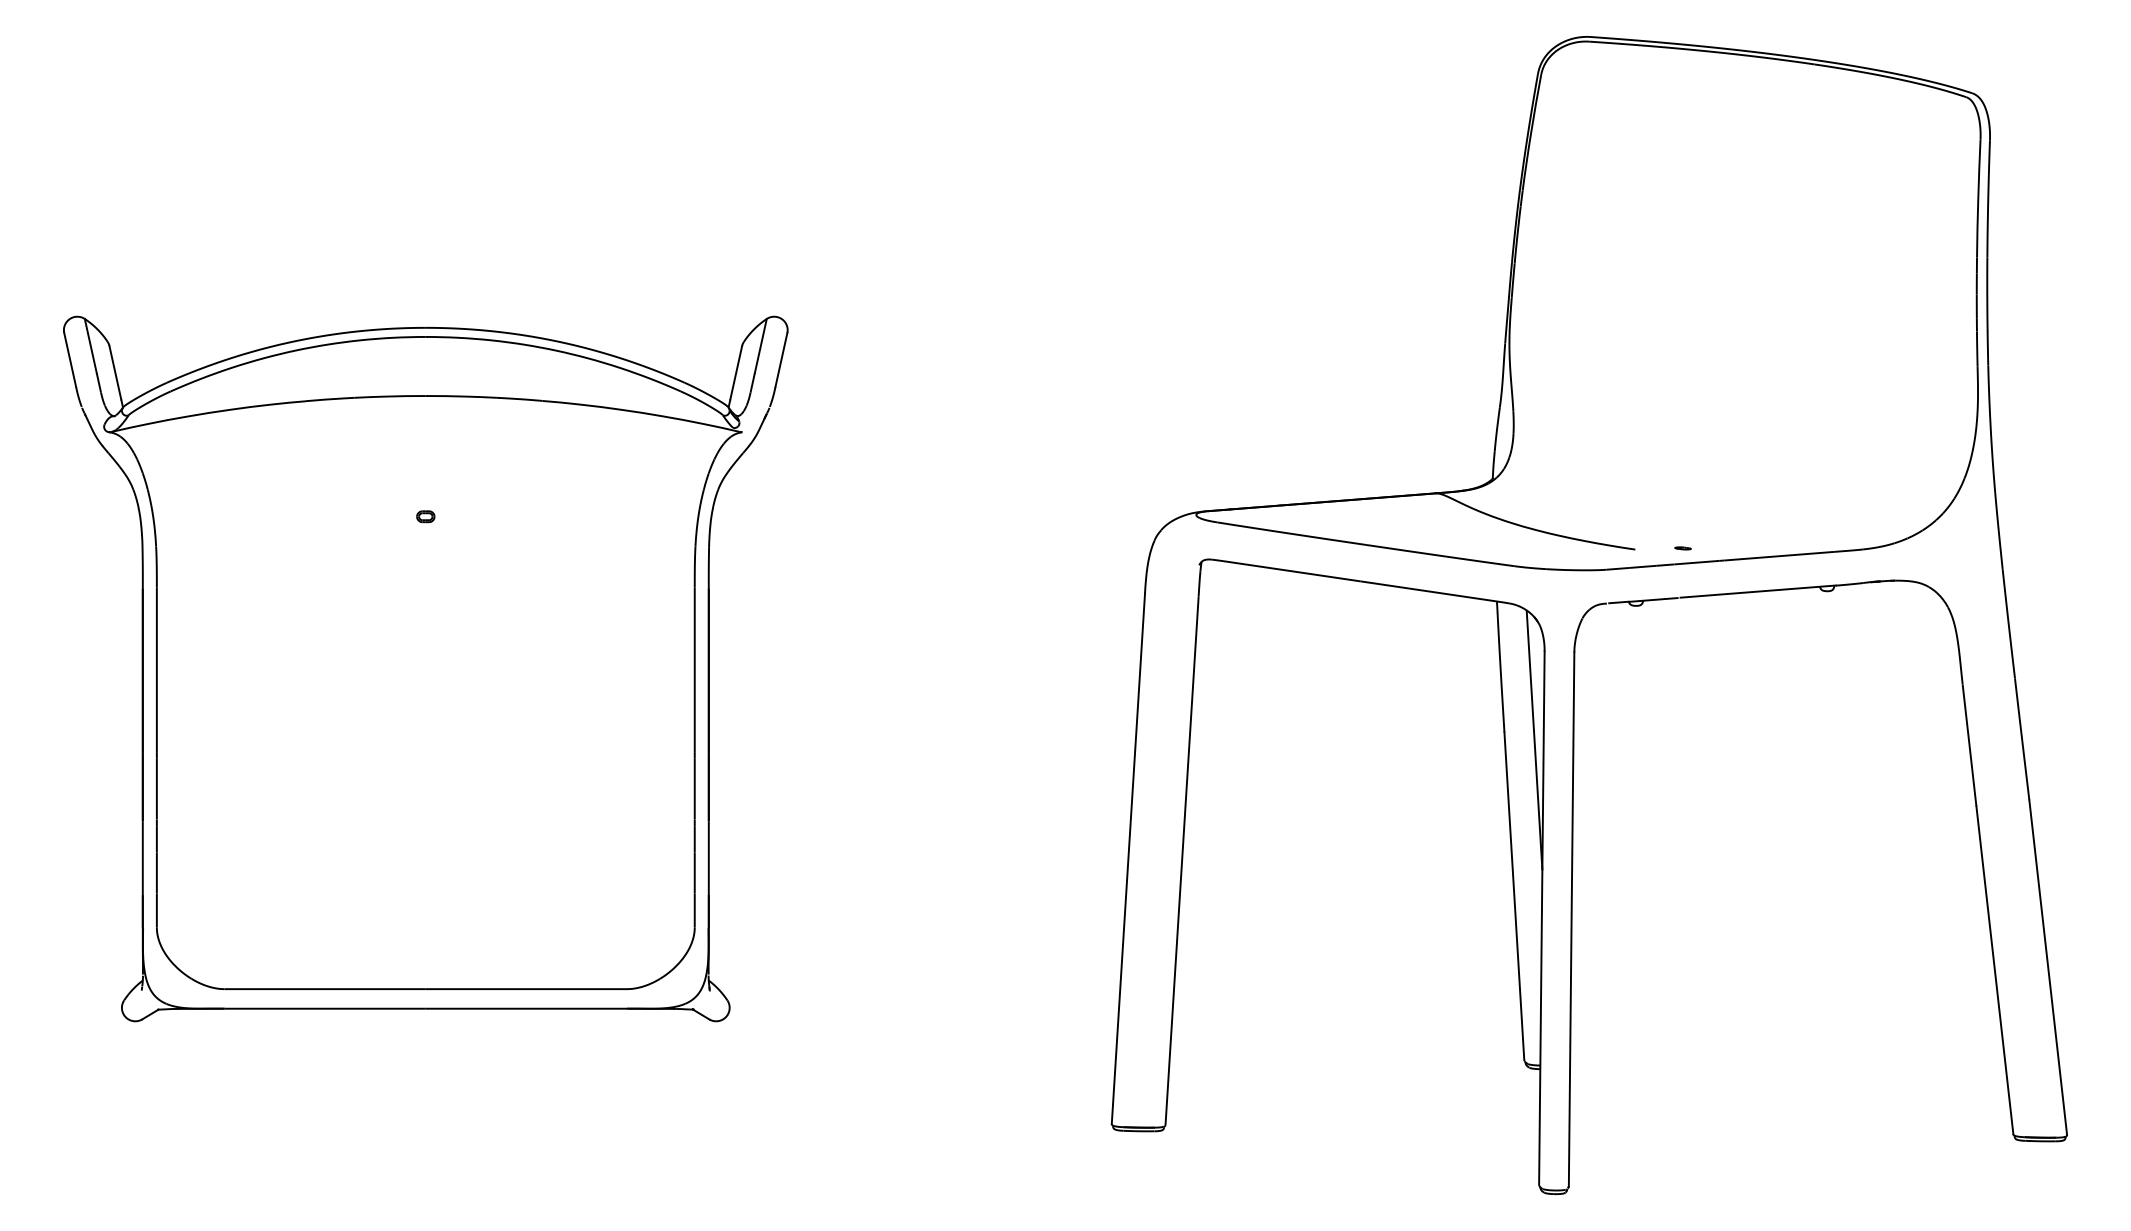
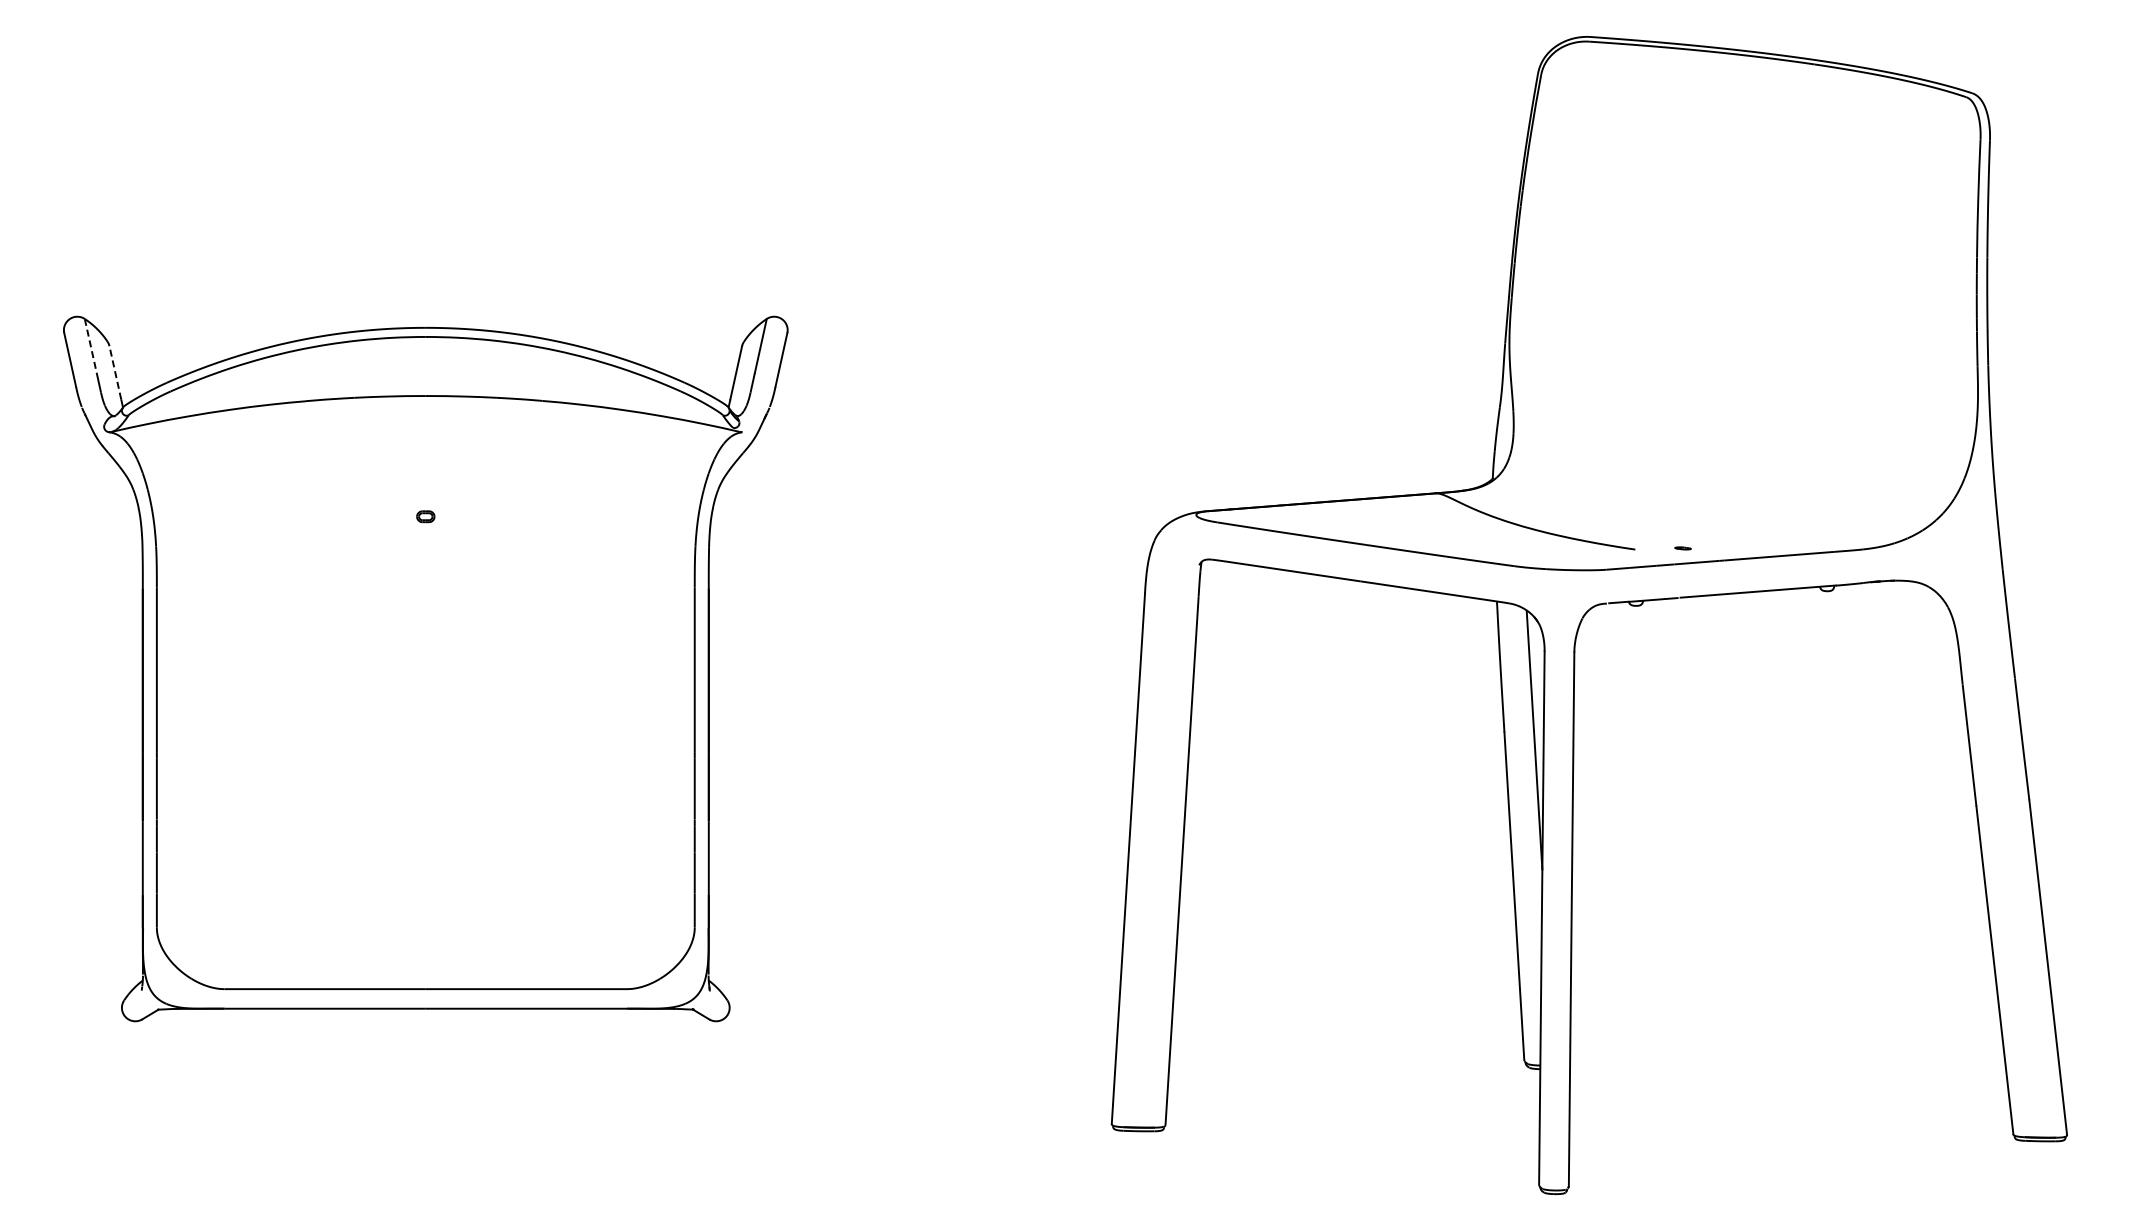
line: solid -> dashed (90, 345)
line: solid -> dashed (115, 372)
